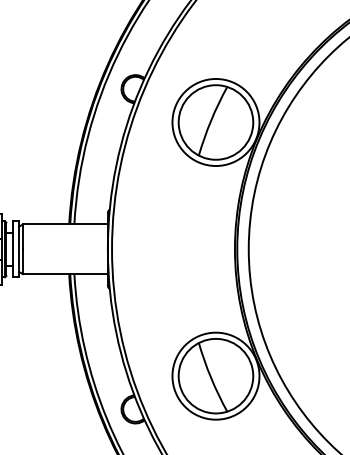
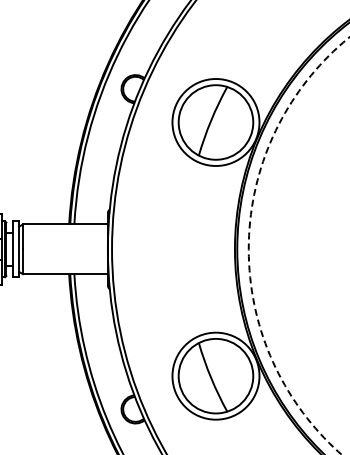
circle: solid -> dashed (298, 245)
